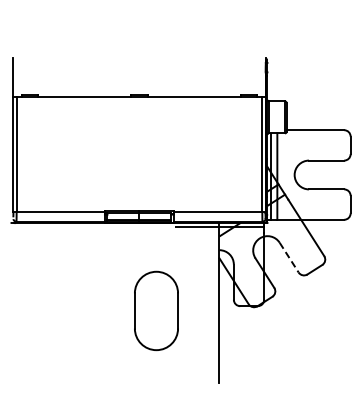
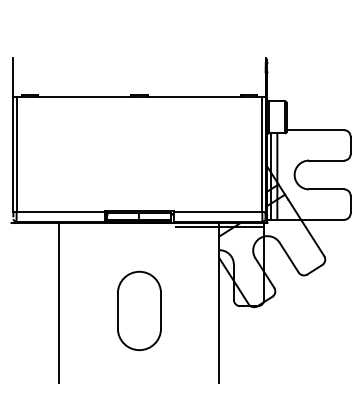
line: dashed -> solid (289, 257)
line: none -> present (59, 302)
part position: (156, 310) -> (139, 310) (139, 310)
